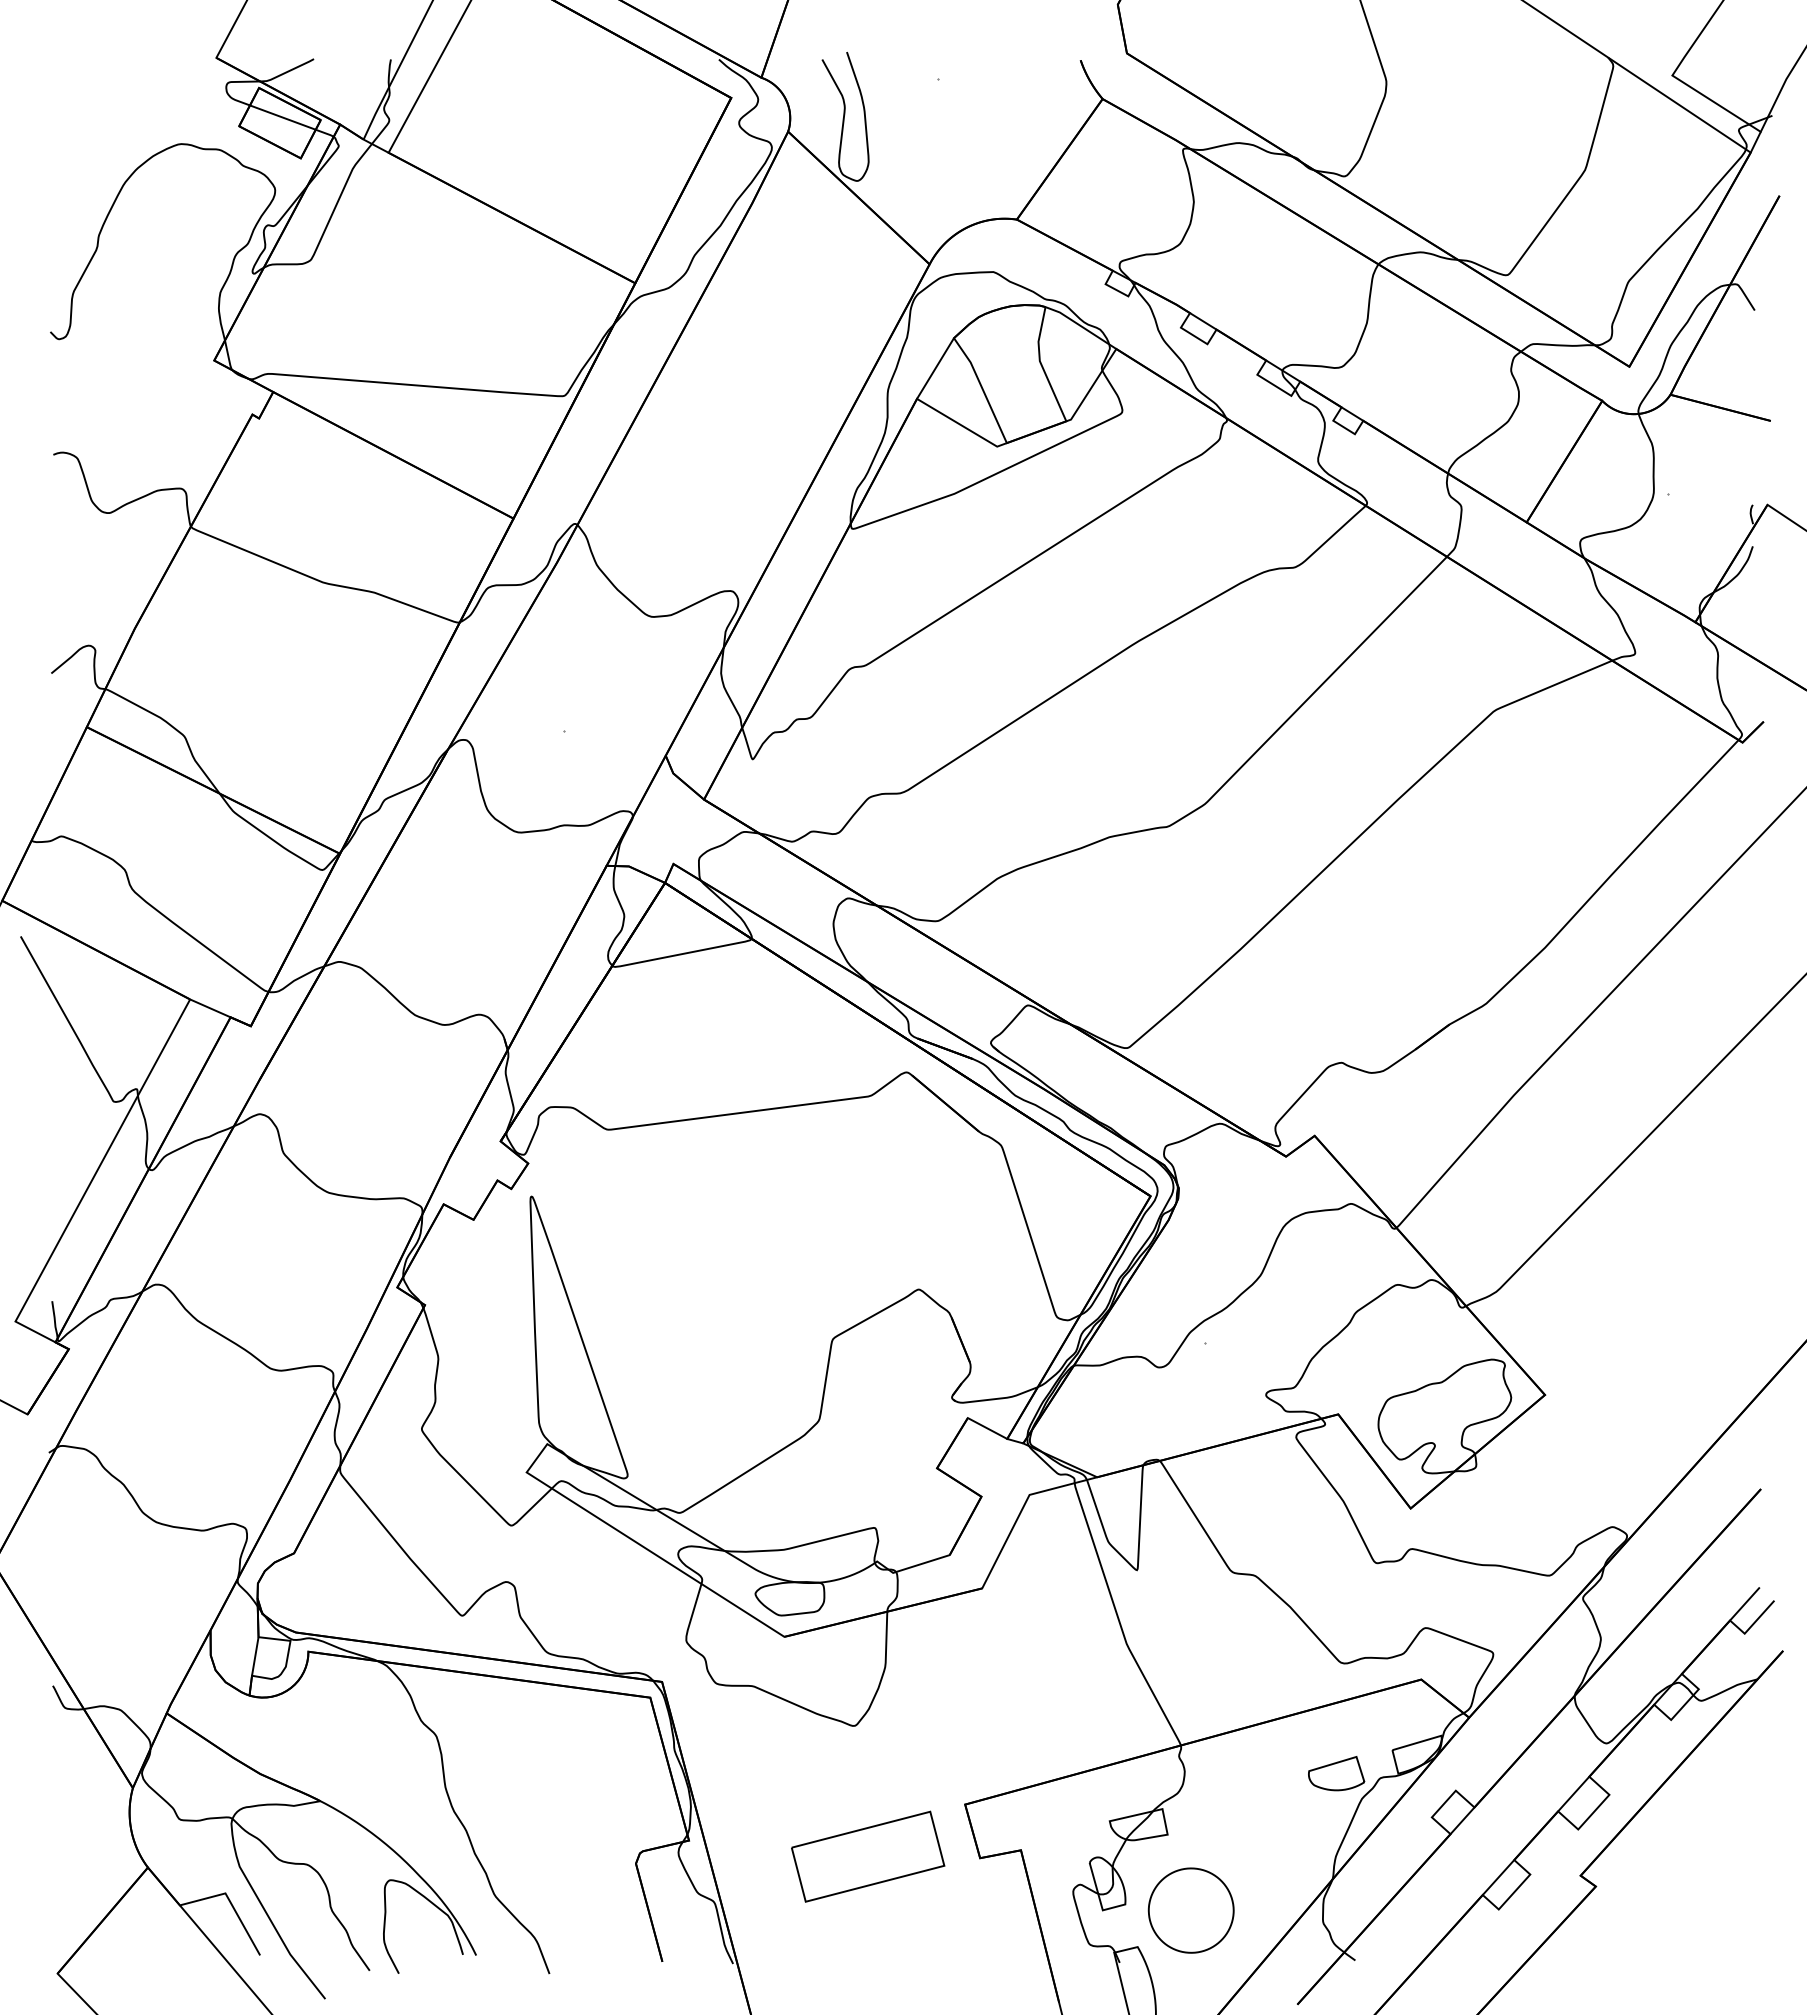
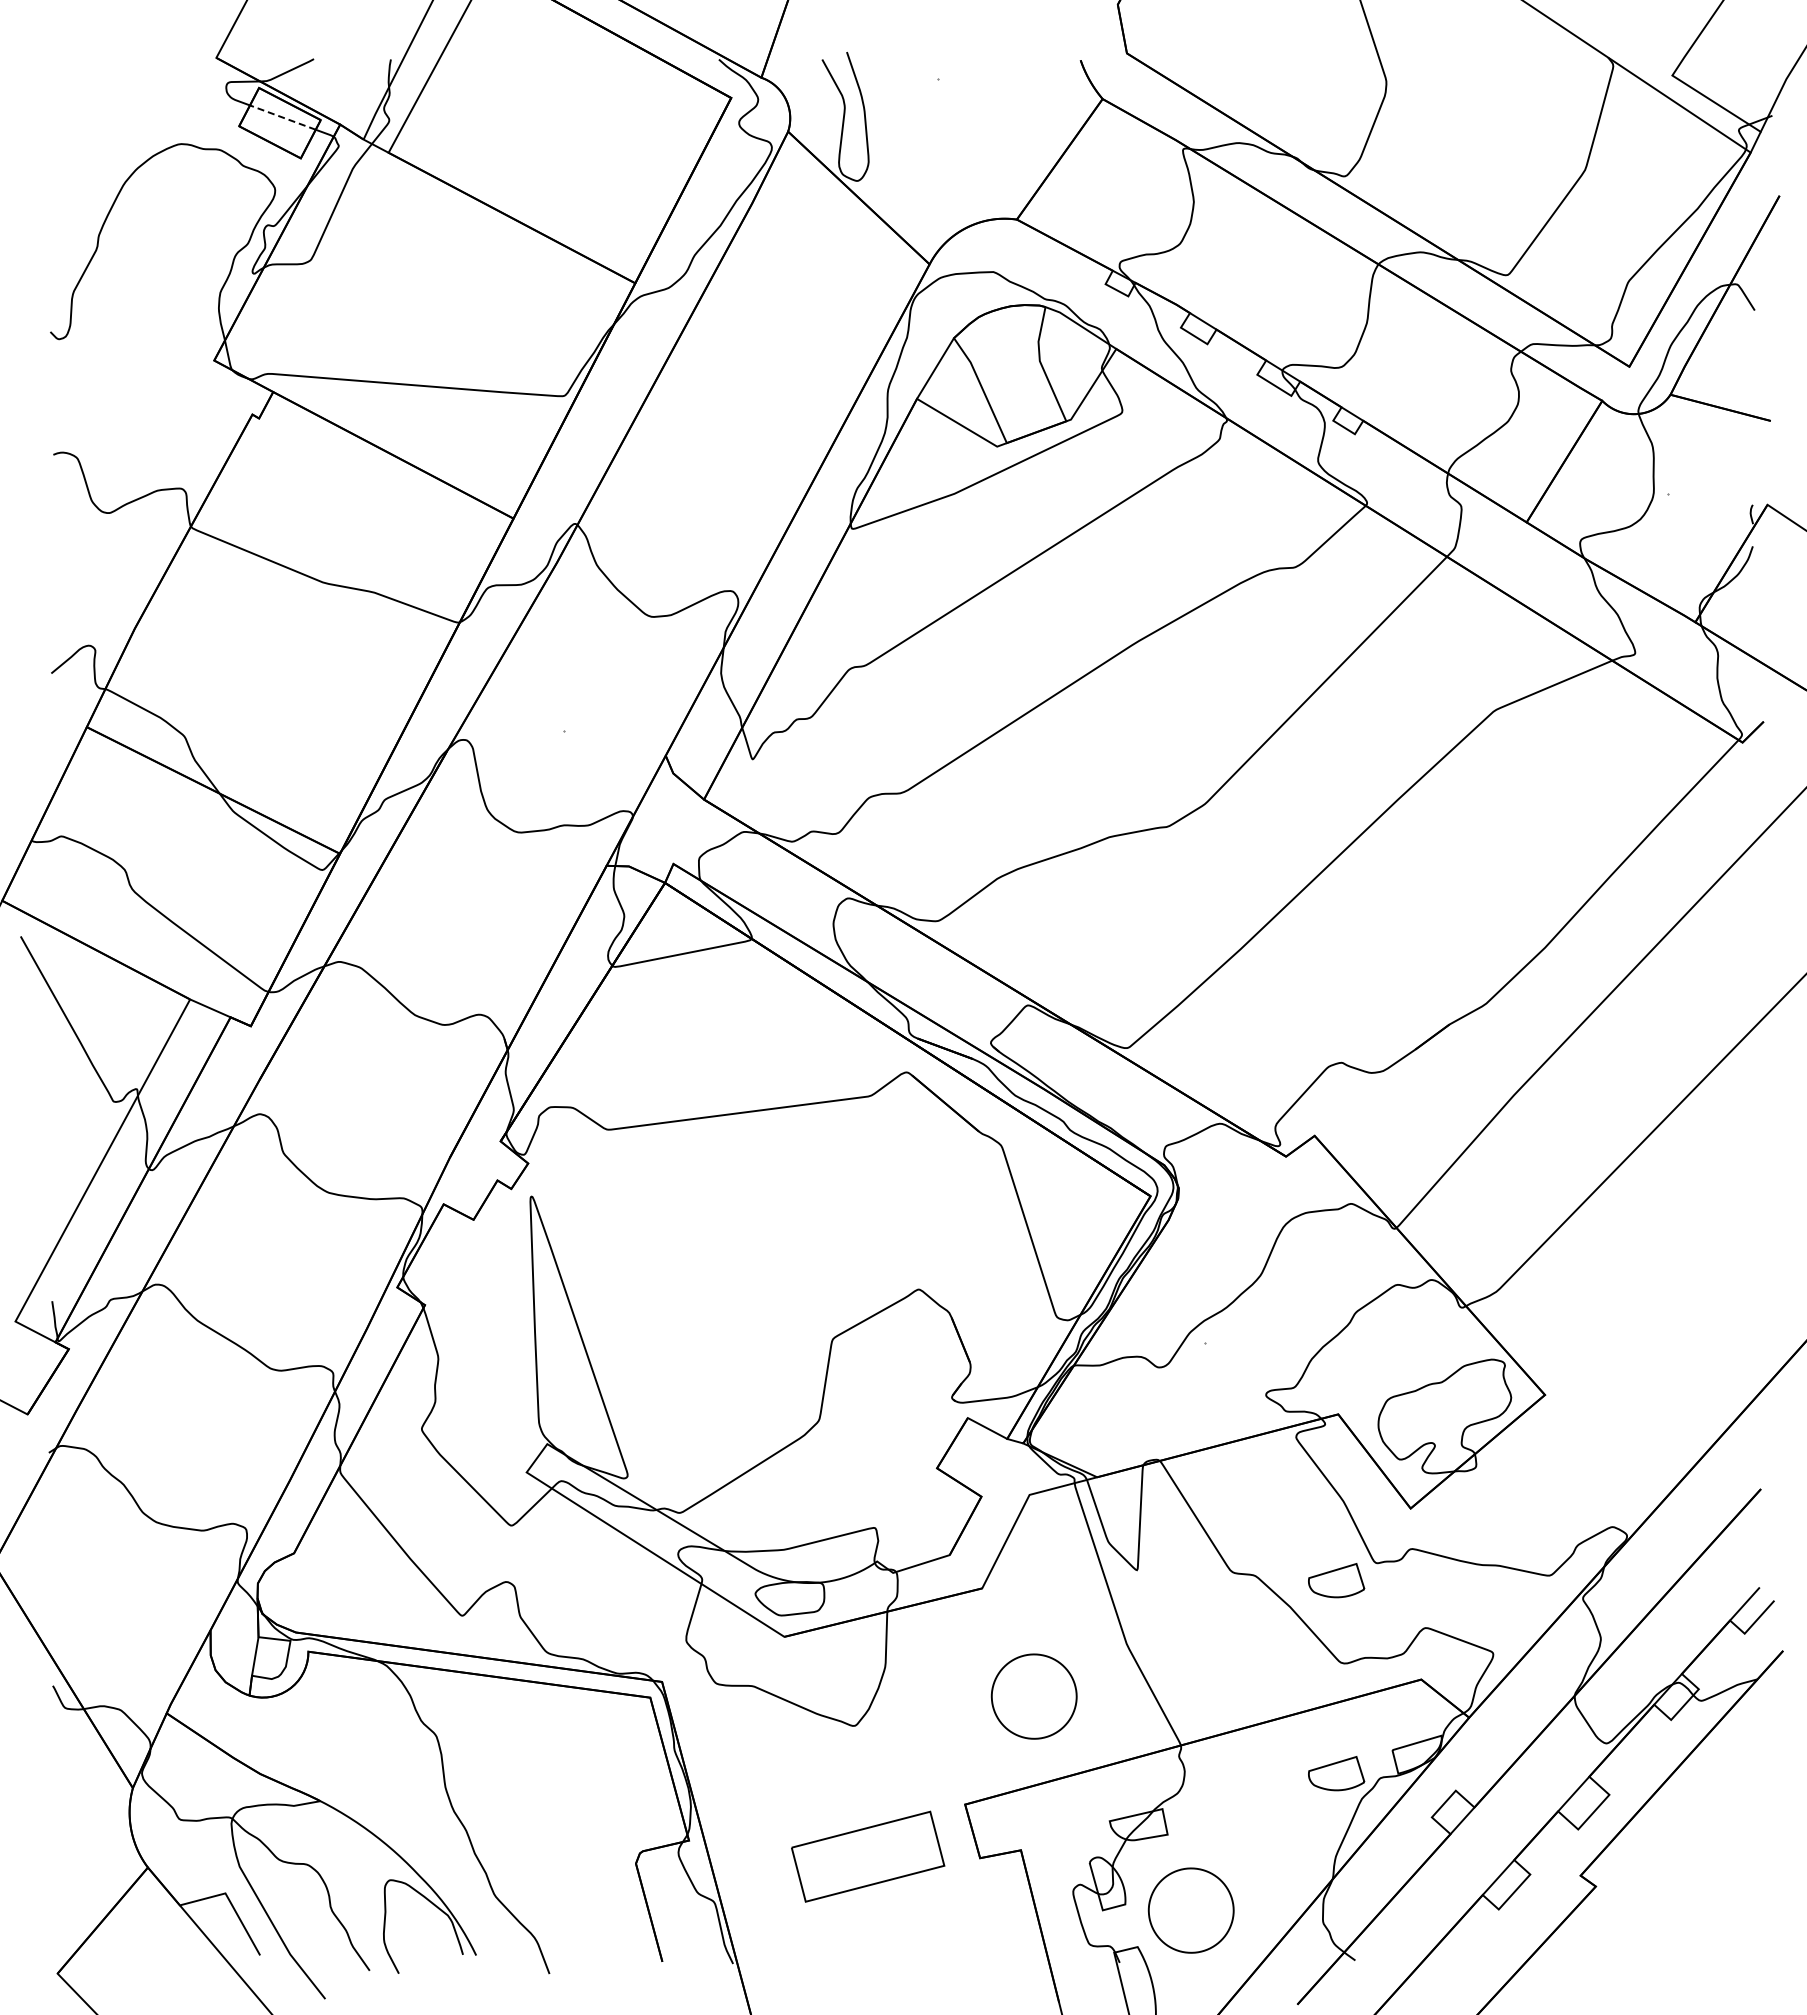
line: solid -> dashed (282, 117)
part: none -> present (1336, 1580)
part: none -> present (1033, 1696)
